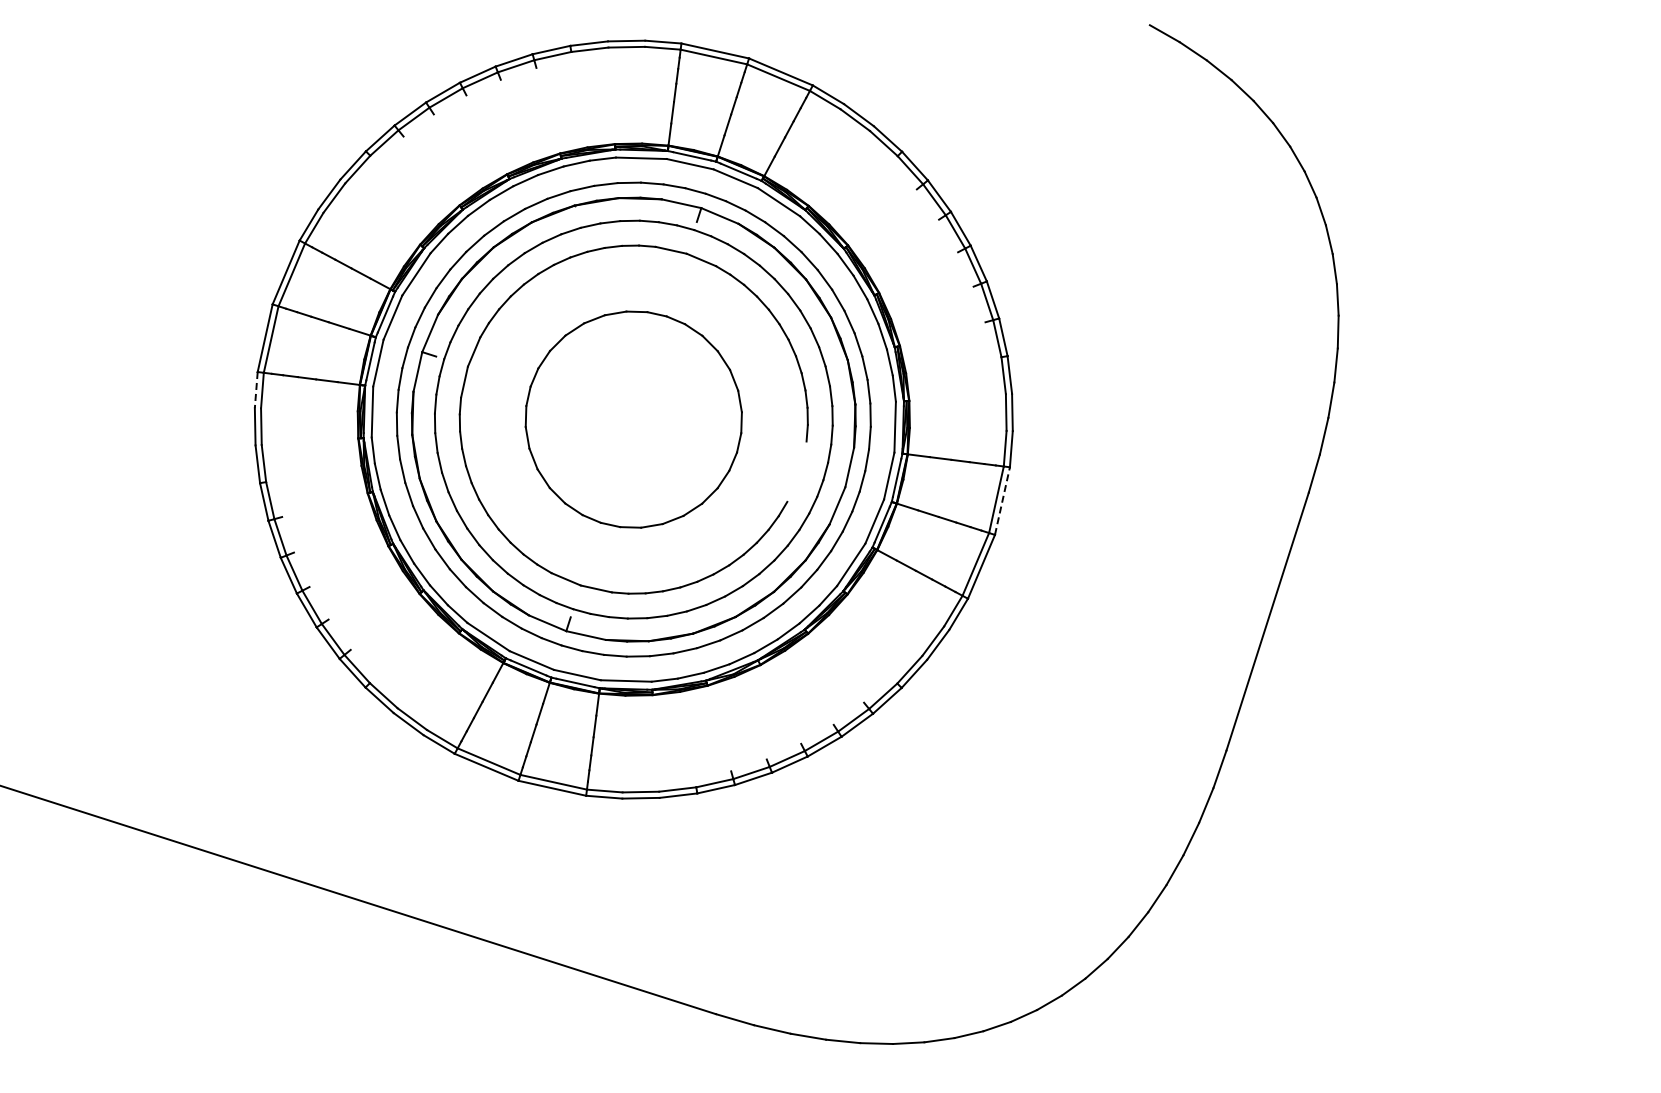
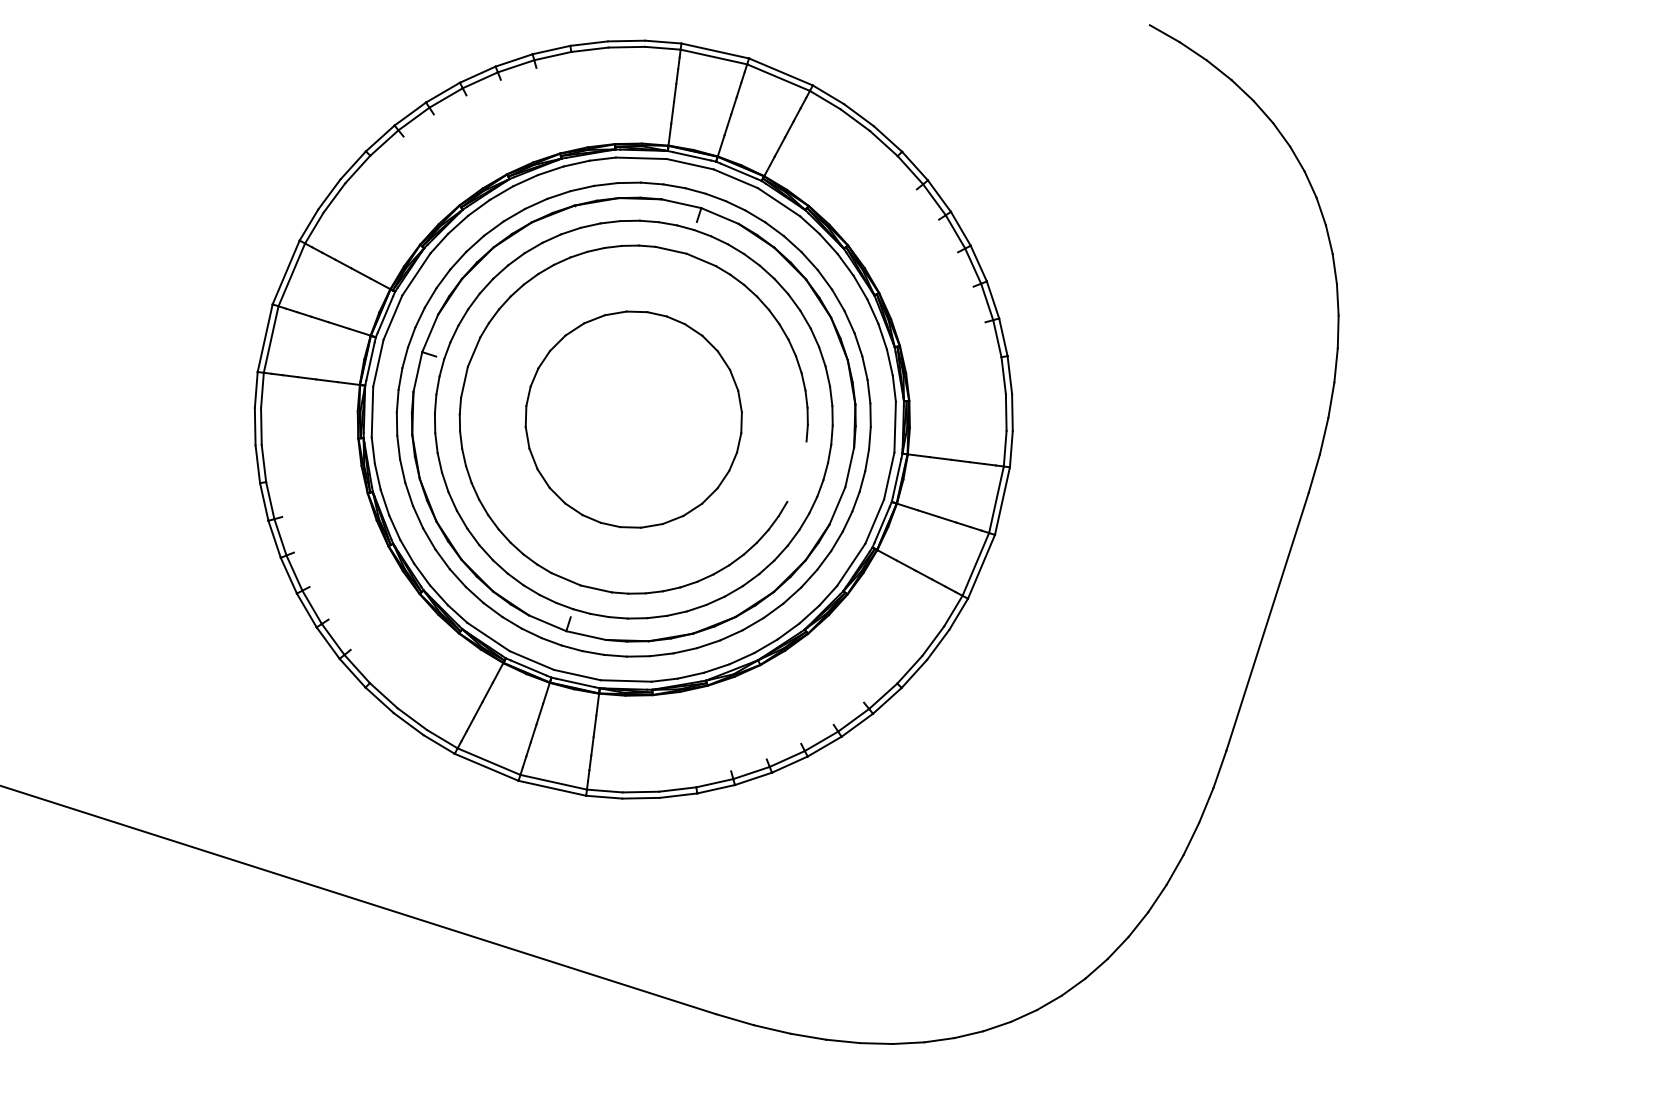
line: dashed -> solid (256, 390)
line: dashed -> solid (1002, 501)
